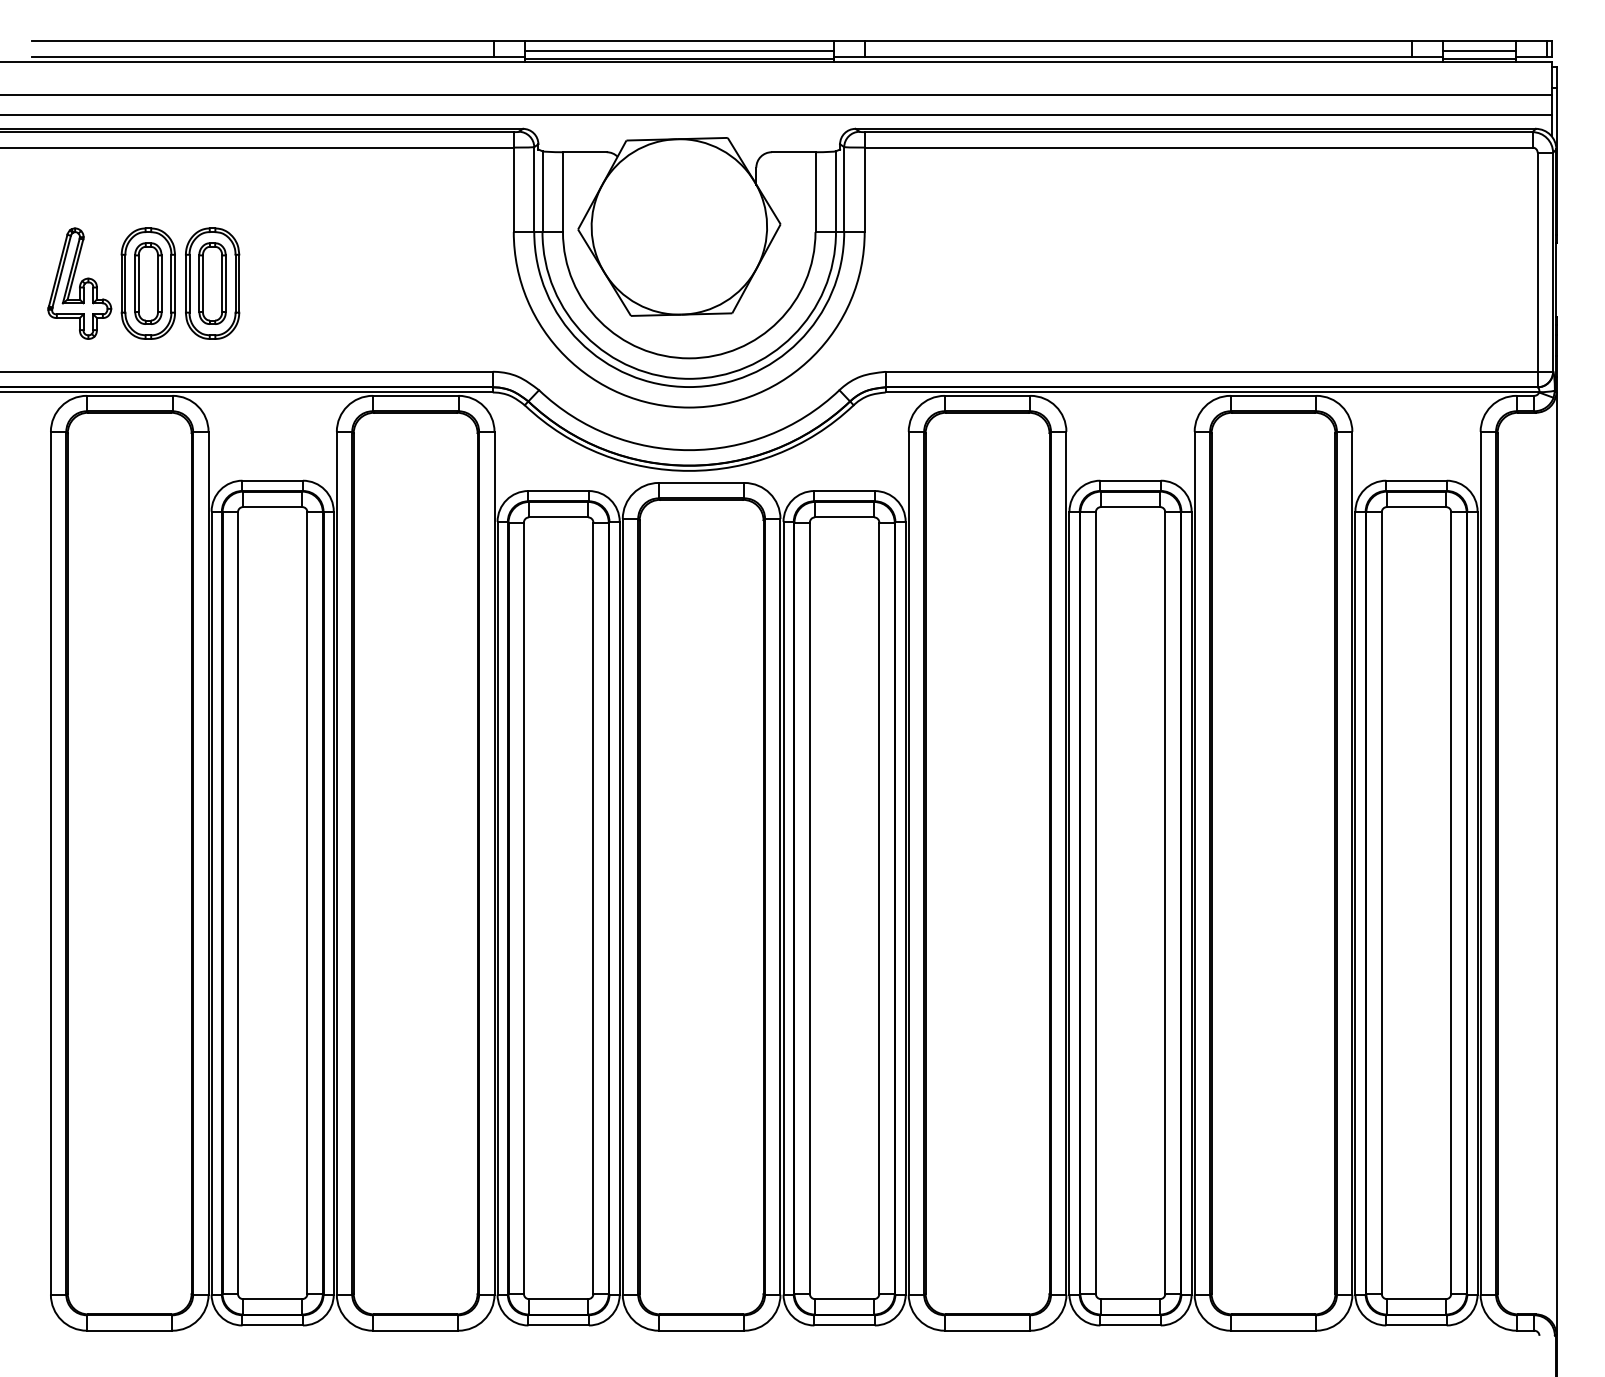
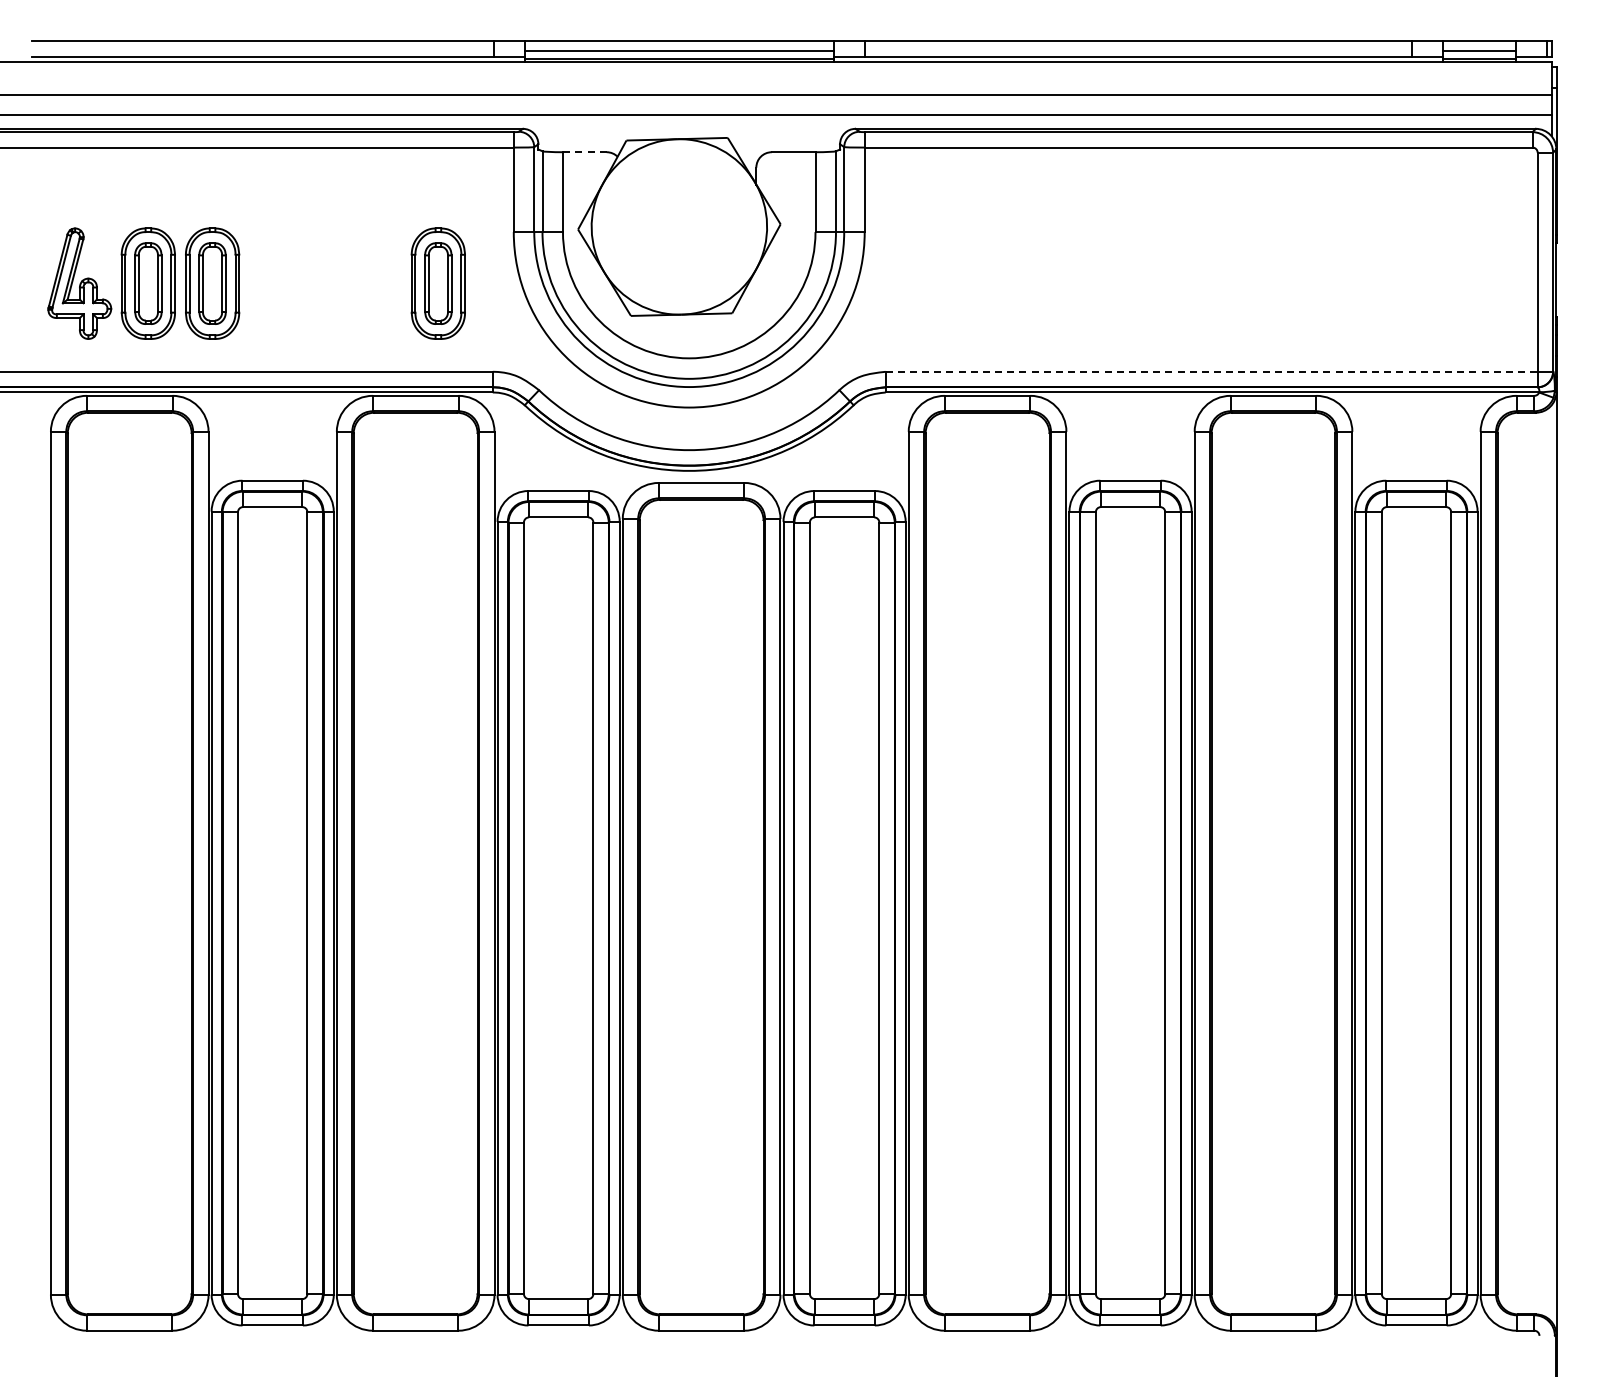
line: solid -> dashed (584, 152)
part: none -> present (437, 283)
line: solid -> dashed (1212, 371)
